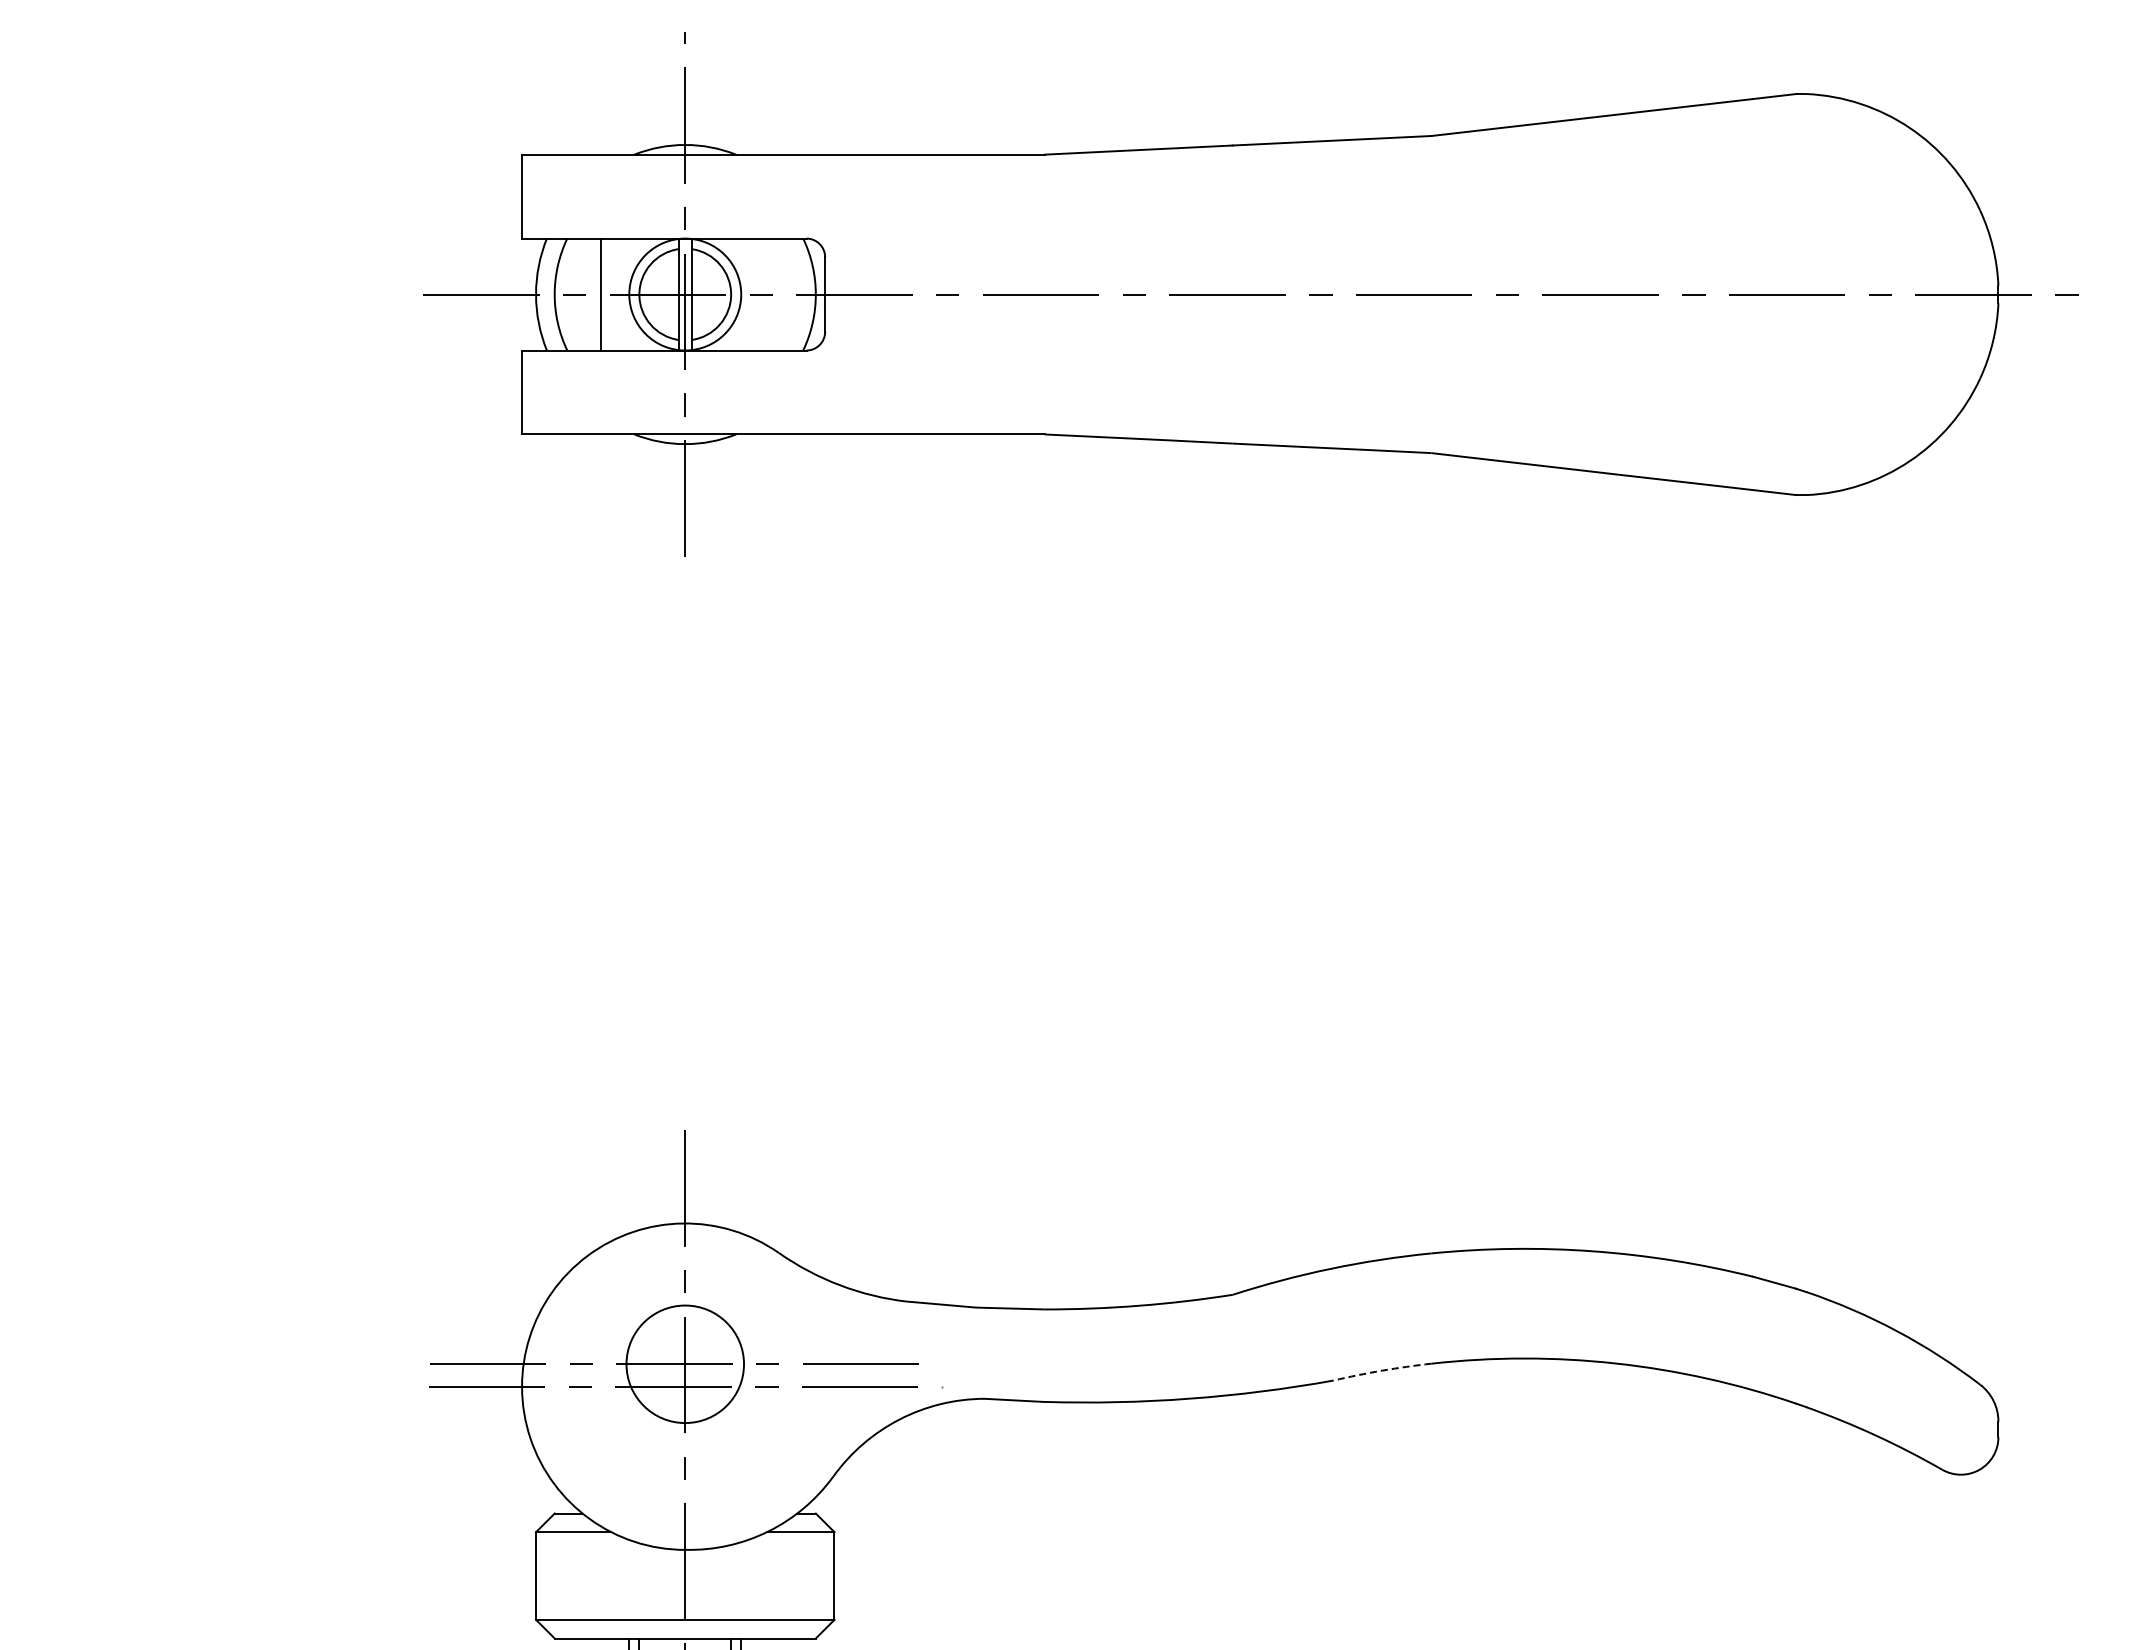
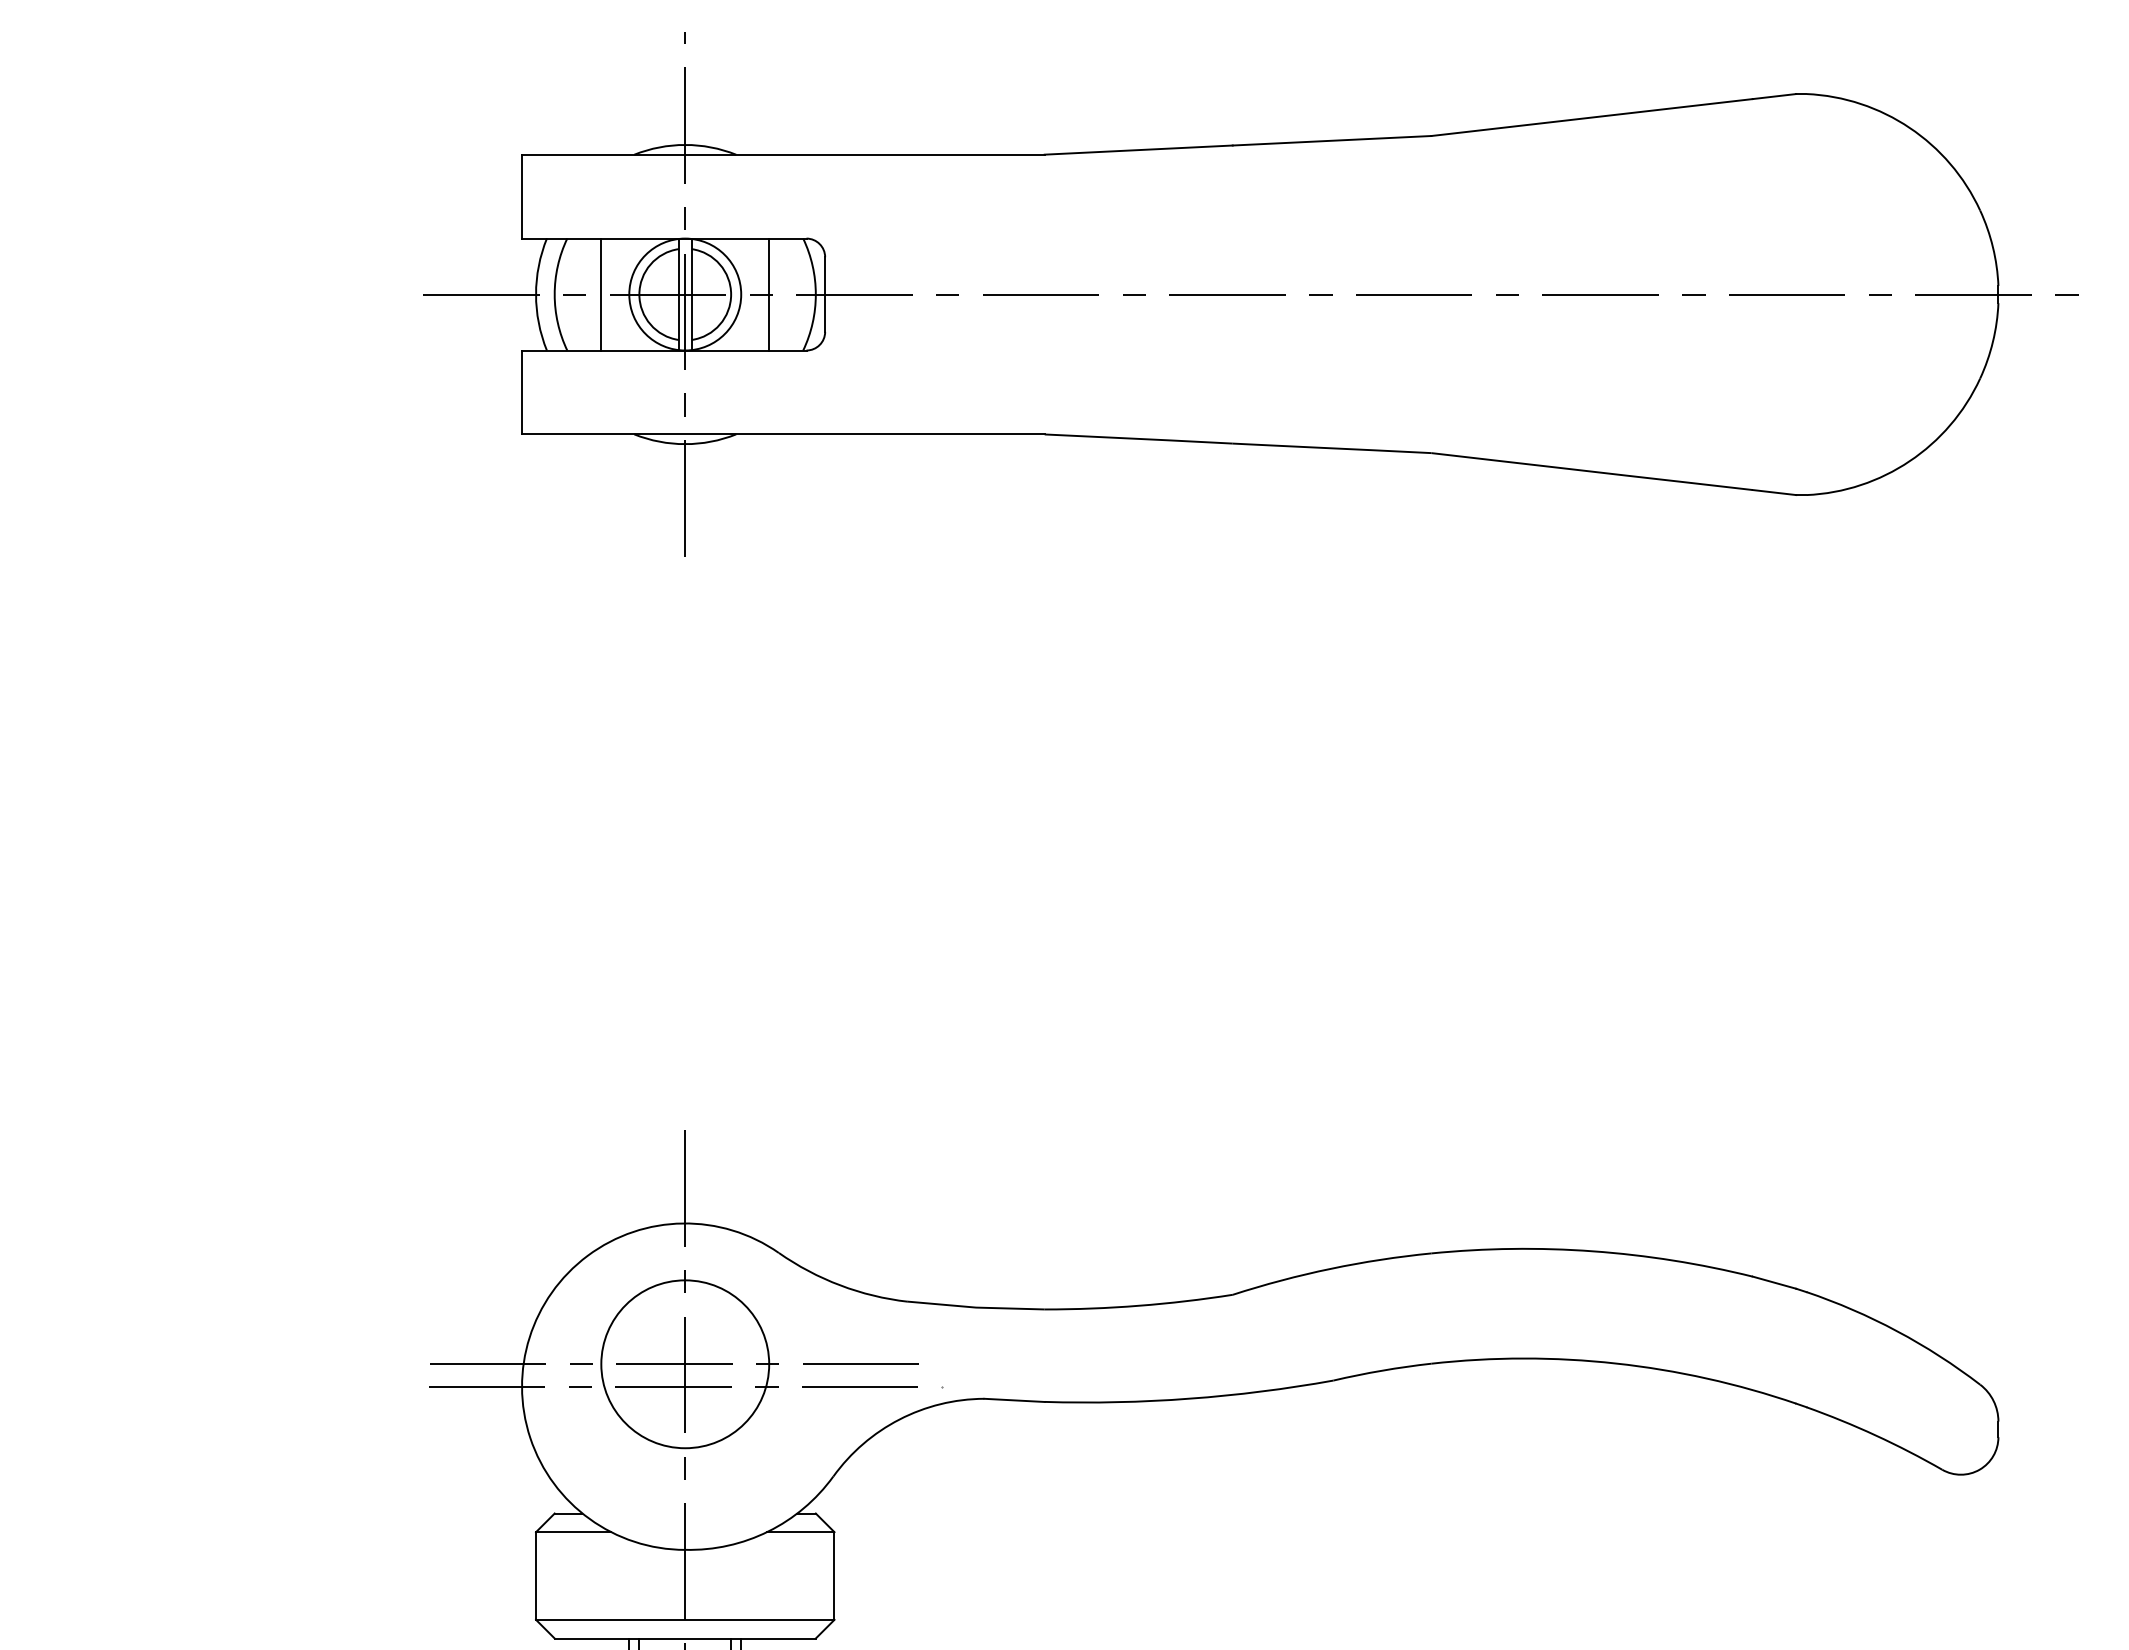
line: none -> present (769, 294)
circle diameter: 118 px -> 168 px (685, 1364)
arc: dashed -> solid (1382, 1370)
